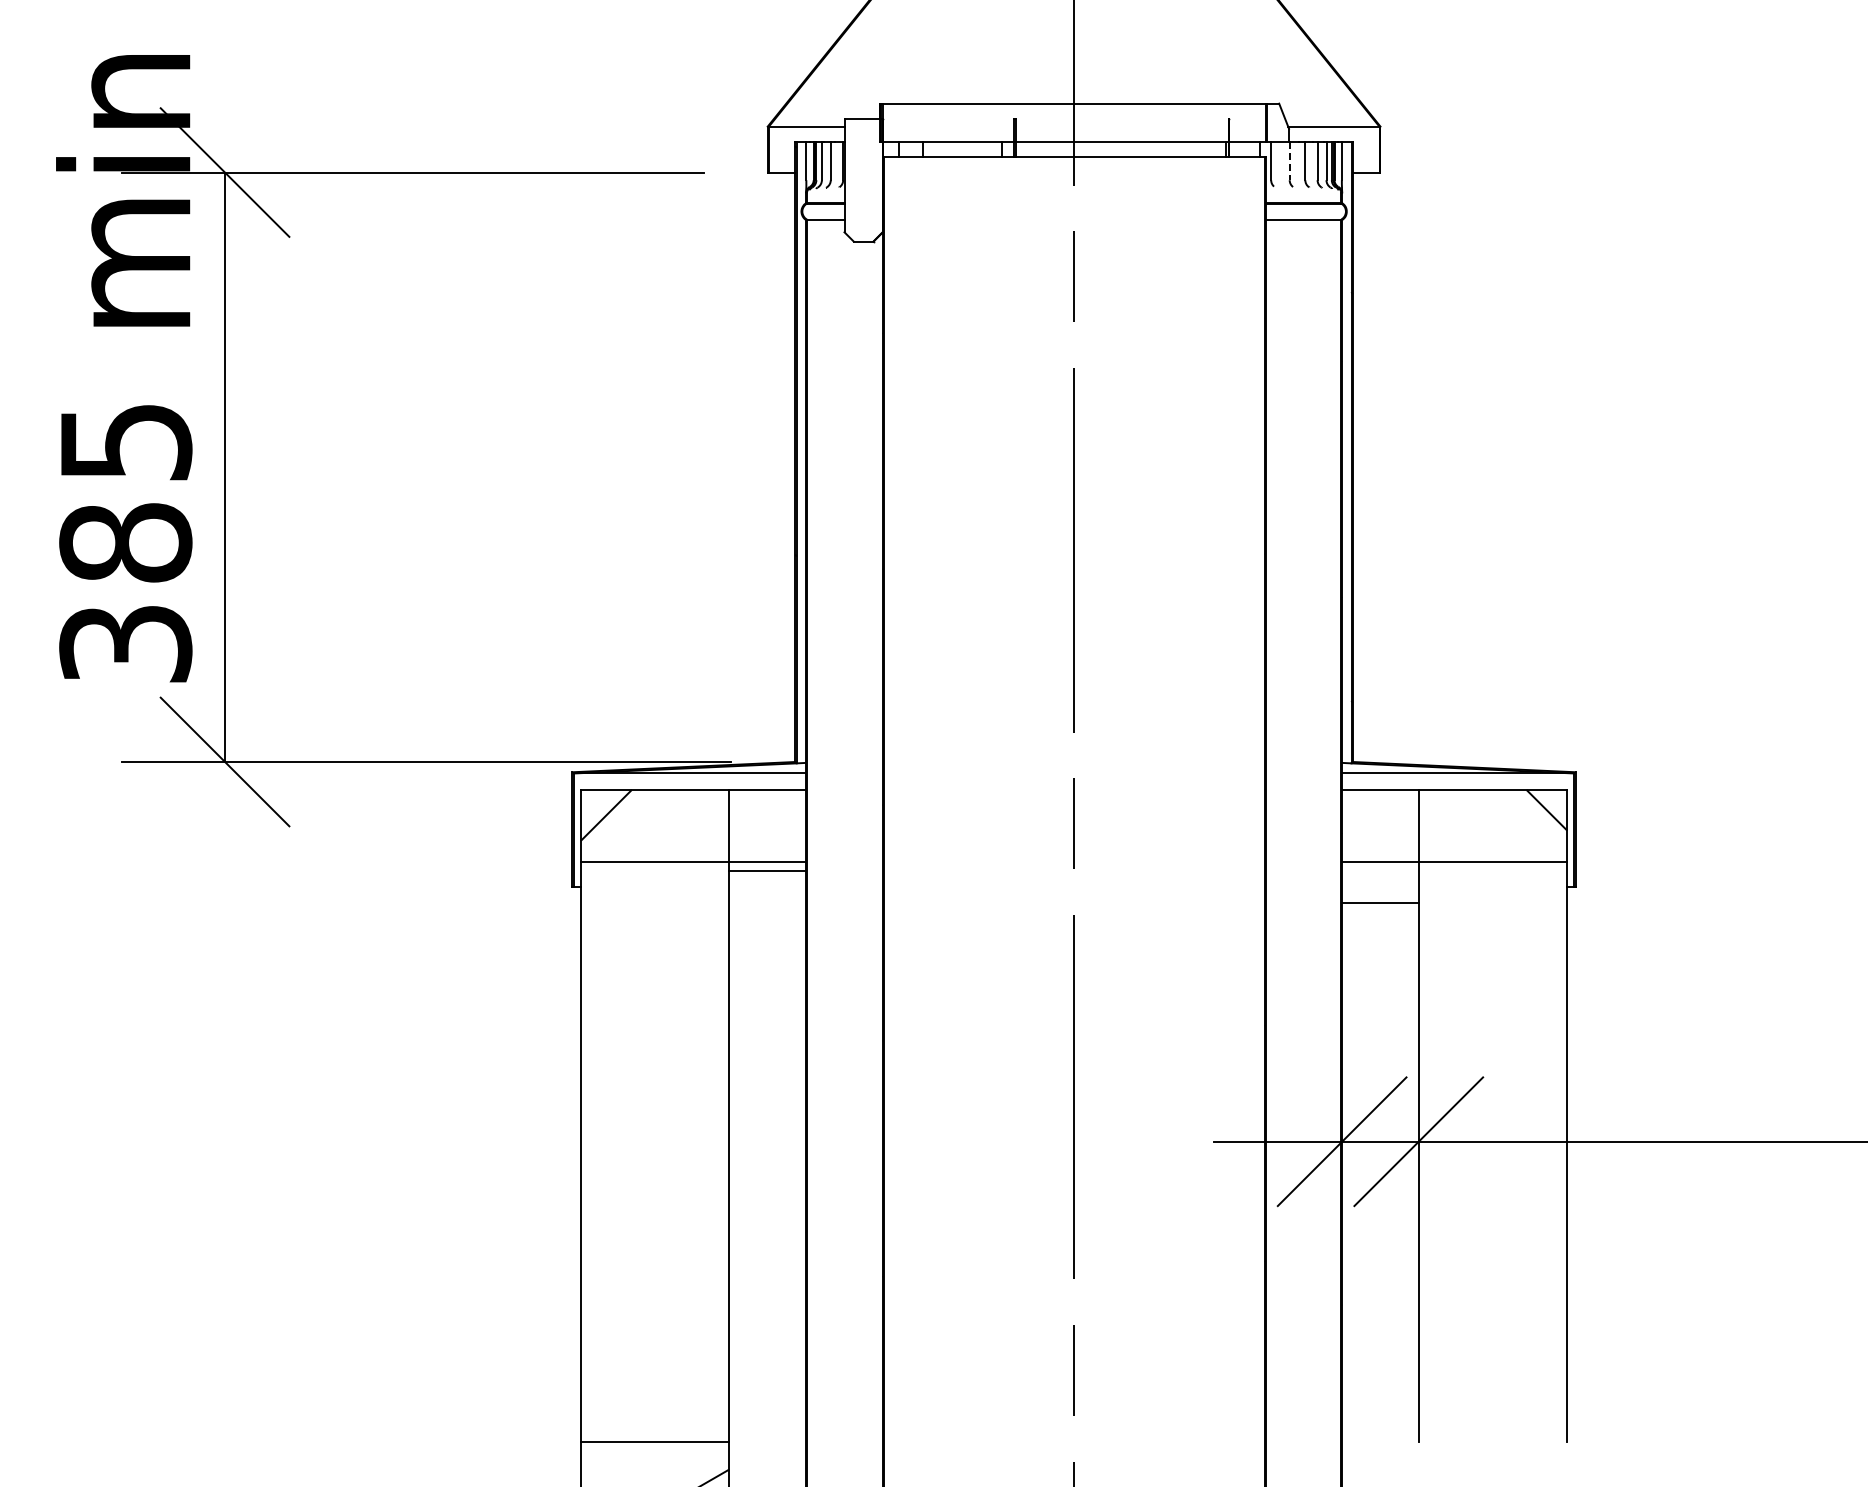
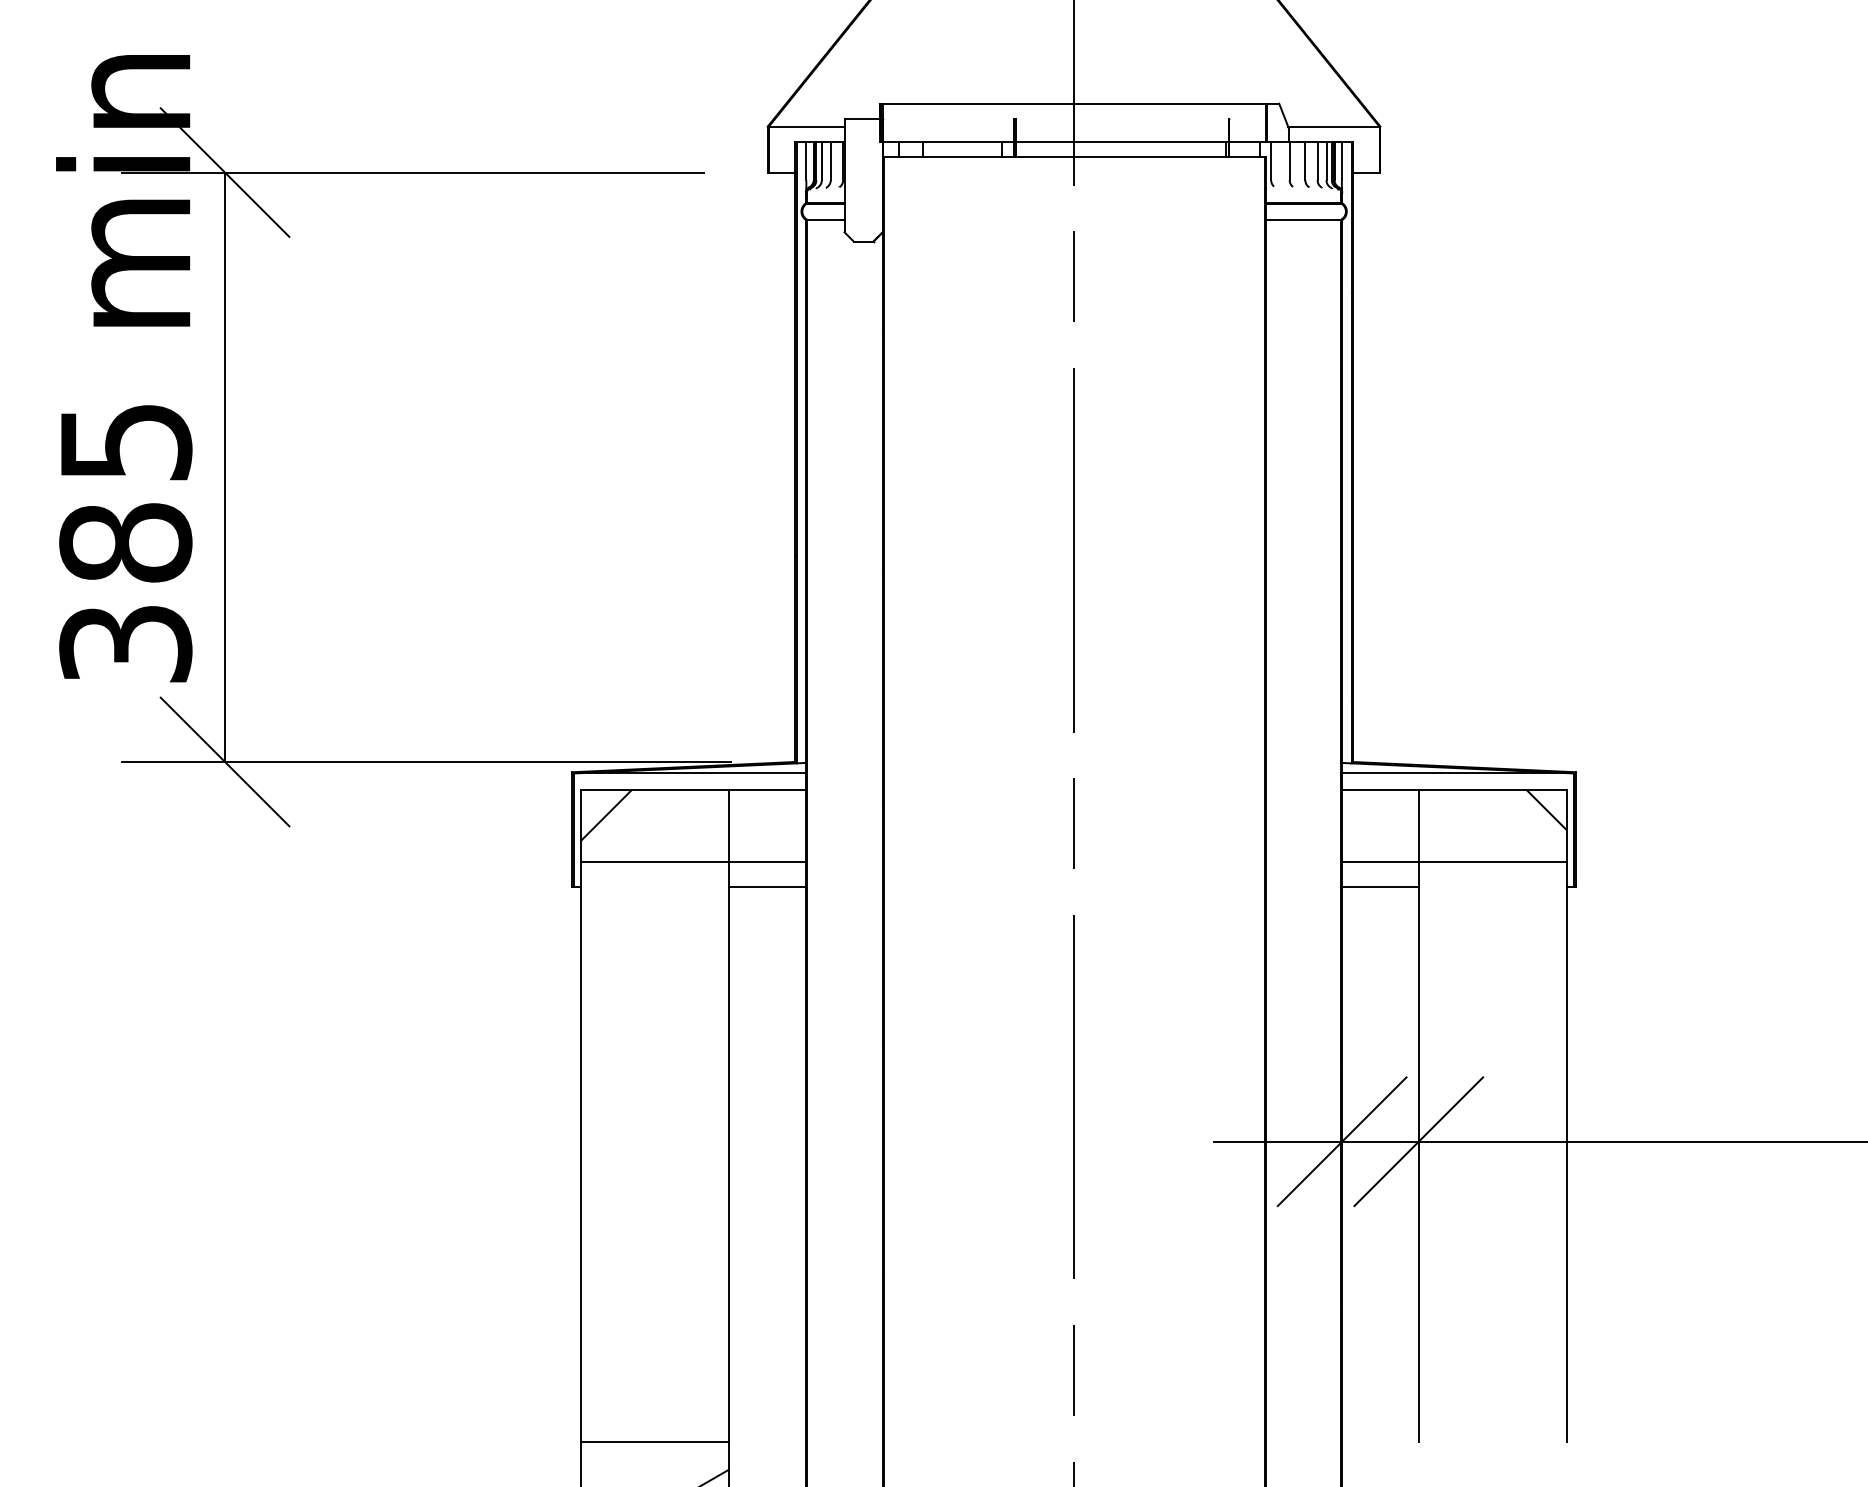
line: dashed -> solid (1289, 161)
line position: (767, 871) -> (767, 887) (767, 887)
line position: (1380, 903) -> (1380, 887) (1380, 887)
